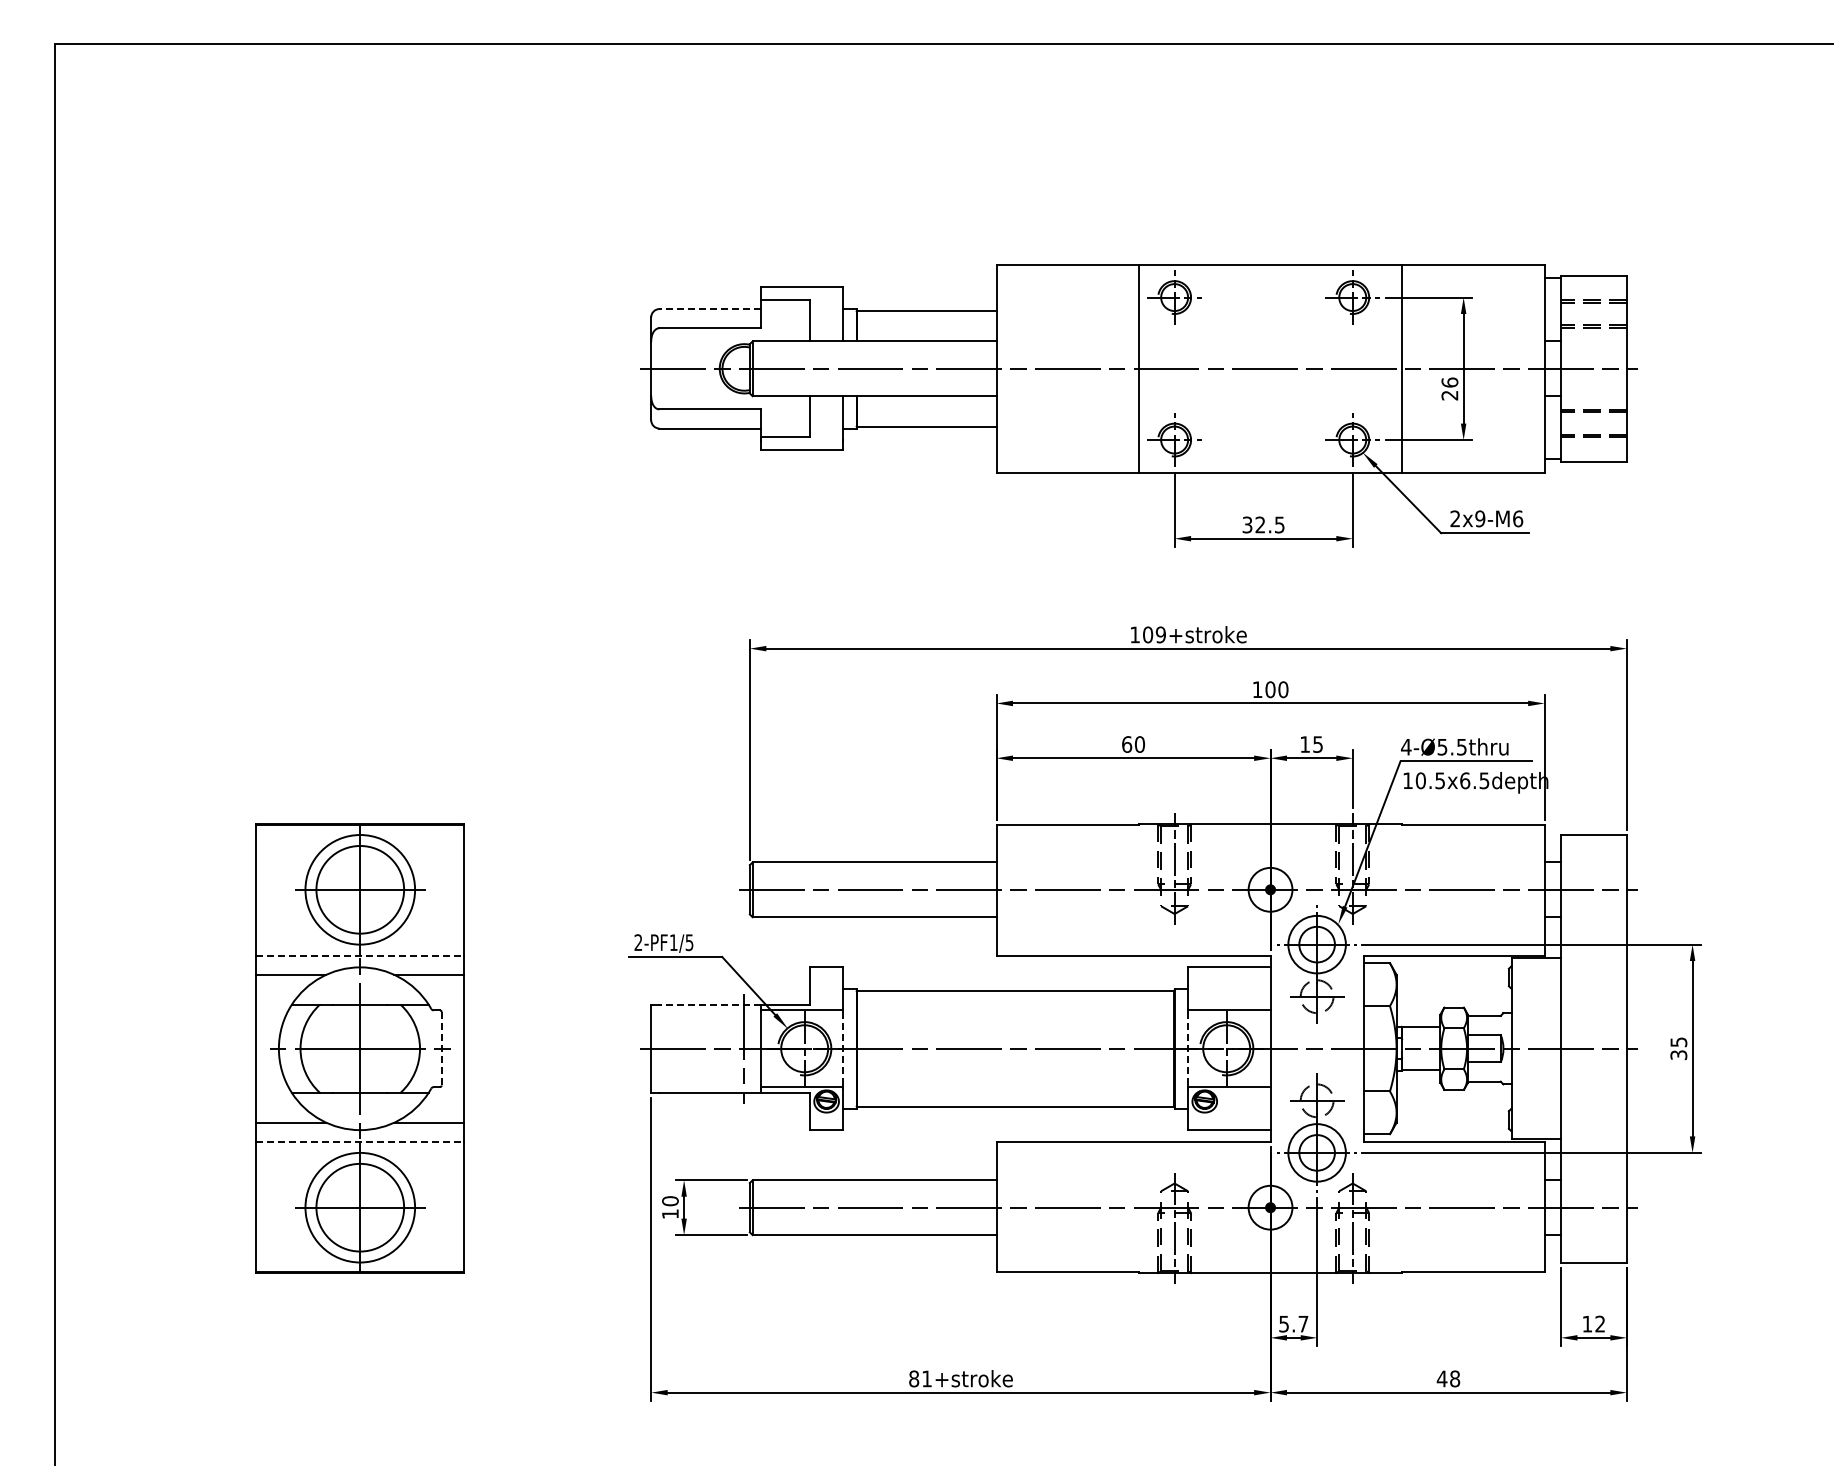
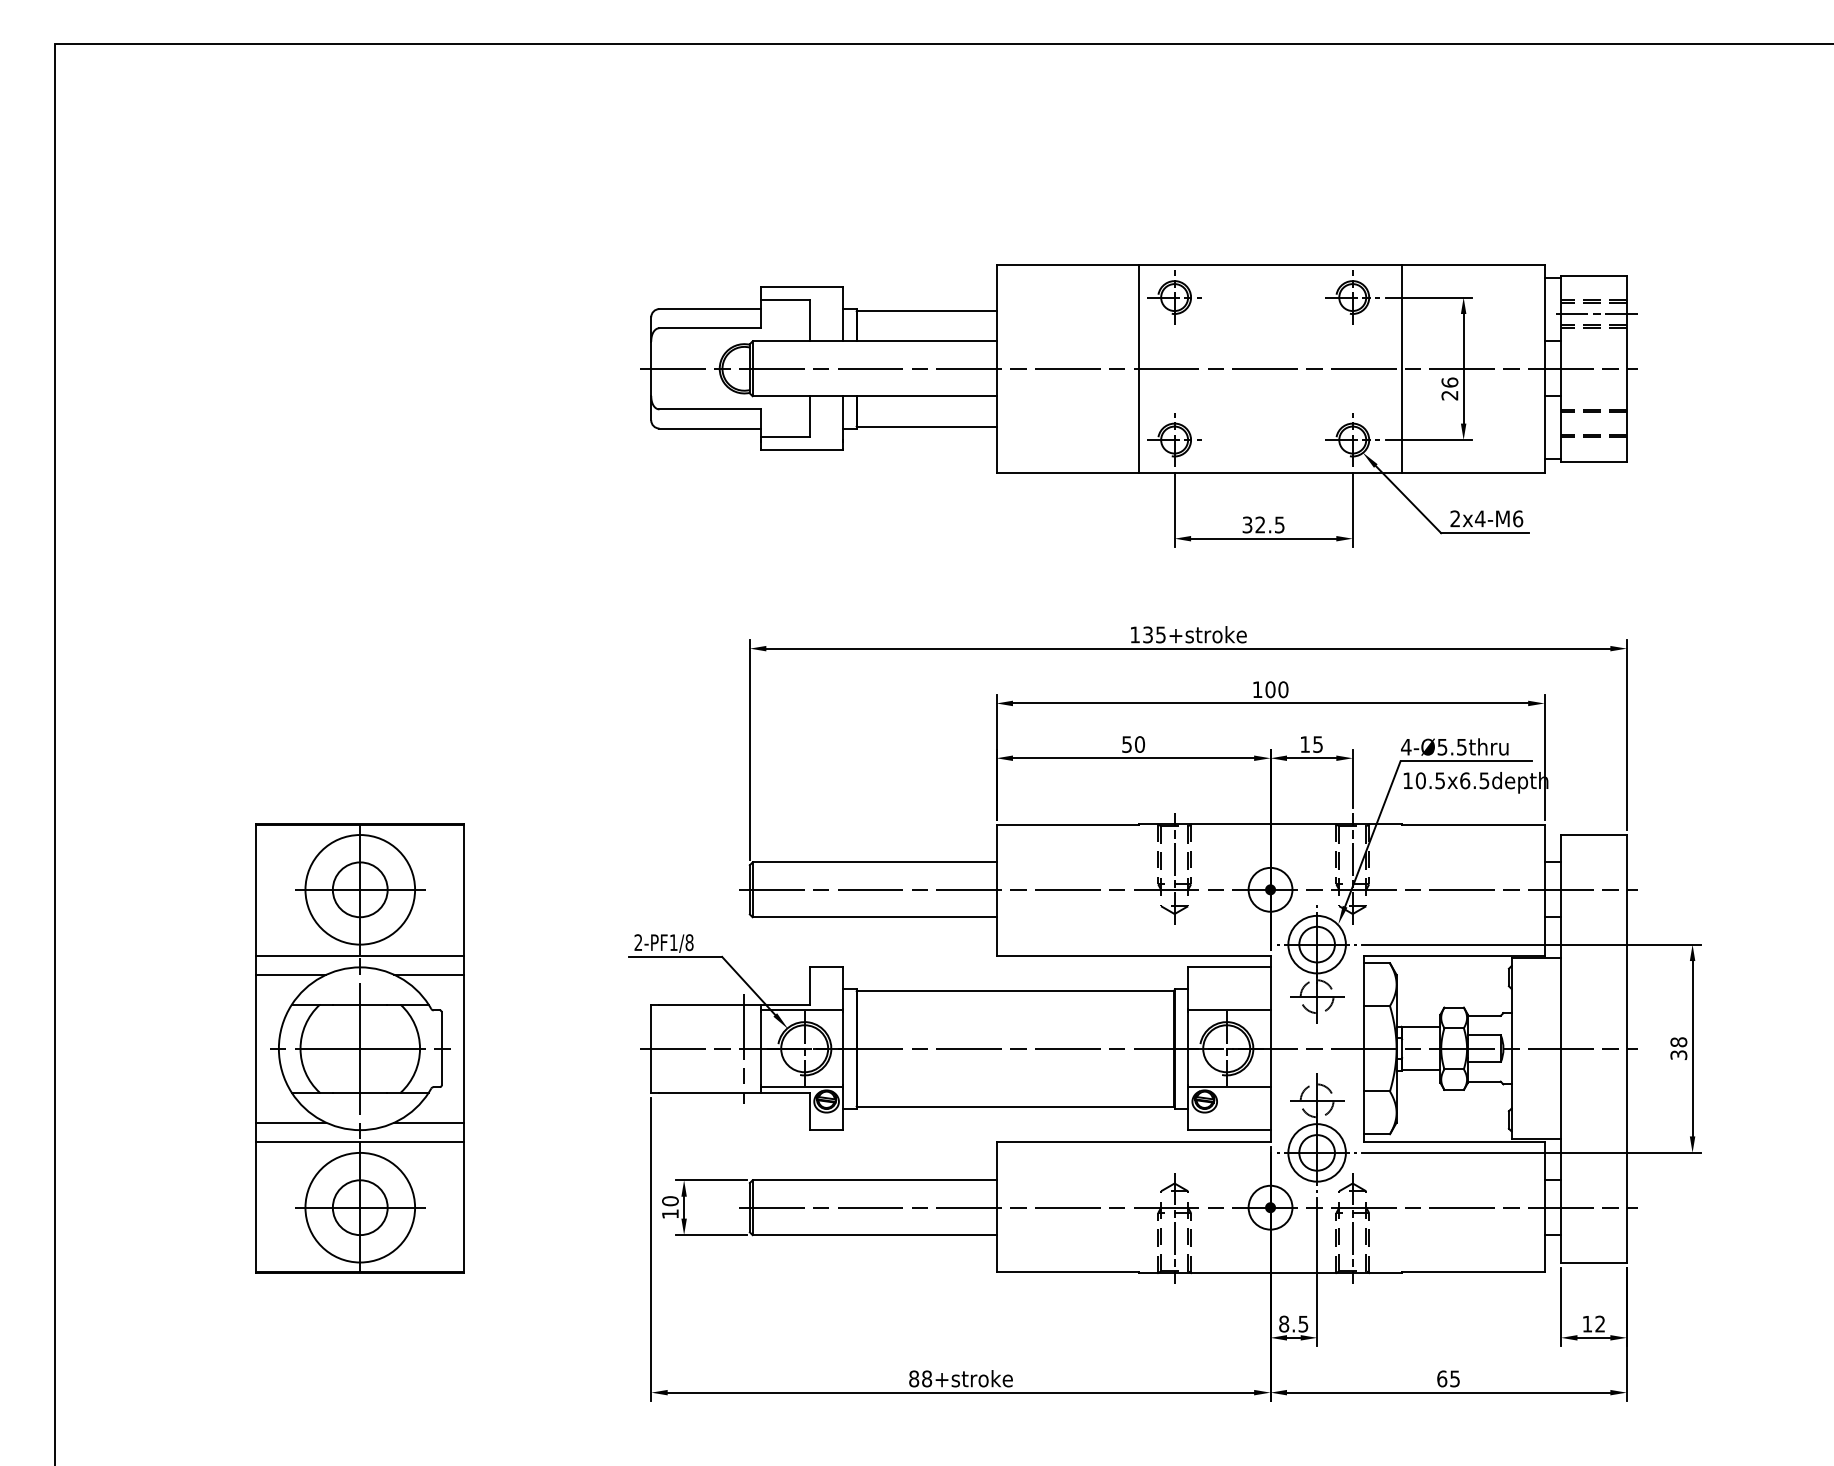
line: dashed -> solid (710, 309)
line: none -> present (1596, 314)
text: 2x9-M6 -> 2x4-M6 (1480, 518)
text: 109+stroke -> 135+stroke (1154, 634)
text: 60 -> 50 (1127, 744)
circle diameter: 88 px -> 55 px (359, 889)
text: 2-PF1/5 -> 2-PF1/8 (689, 942)
line: dashed -> solid (360, 955)
line: dashed -> solid (710, 1004)
text: 35 -> 38 (1678, 1042)
line: dashed -> solid (441, 1048)
line: dashed -> solid (843, 1048)
line: dashed -> solid (1188, 1048)
line: dashed -> solid (360, 1141)
circle diameter: 88 px -> 55 px (359, 1207)
text: 5.7 -> 8.5 (1293, 1323)
text: 81+stroke -> 88+stroke (927, 1378)
text: 48 -> 65 (1448, 1378)
